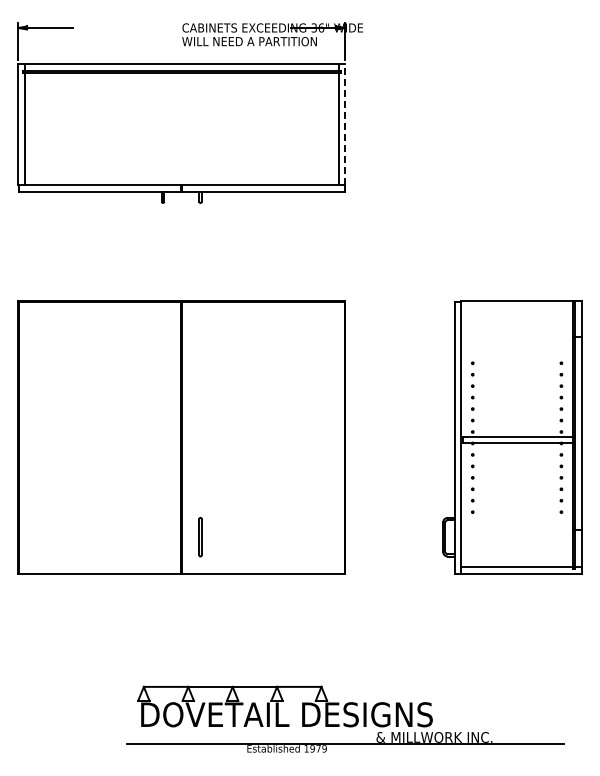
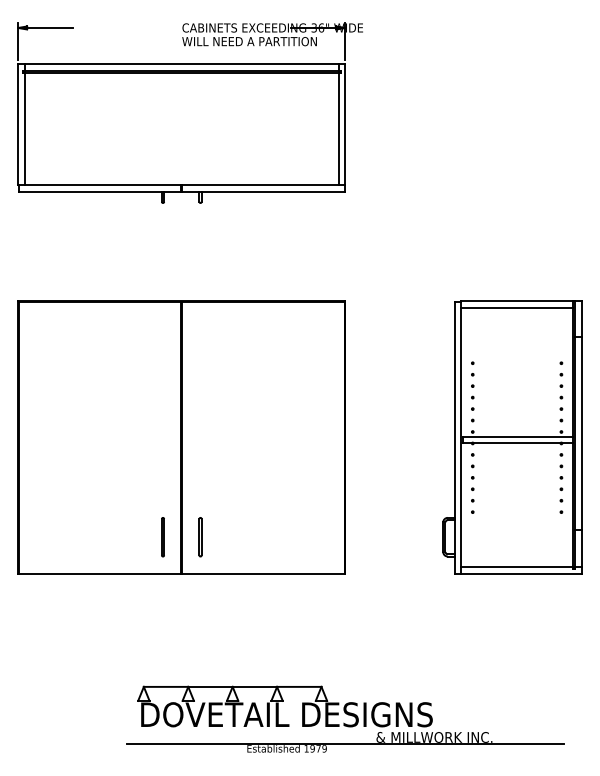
line: dashed -> solid (345, 124)
line: none -> present (516, 307)
line: none -> present (162, 537)
